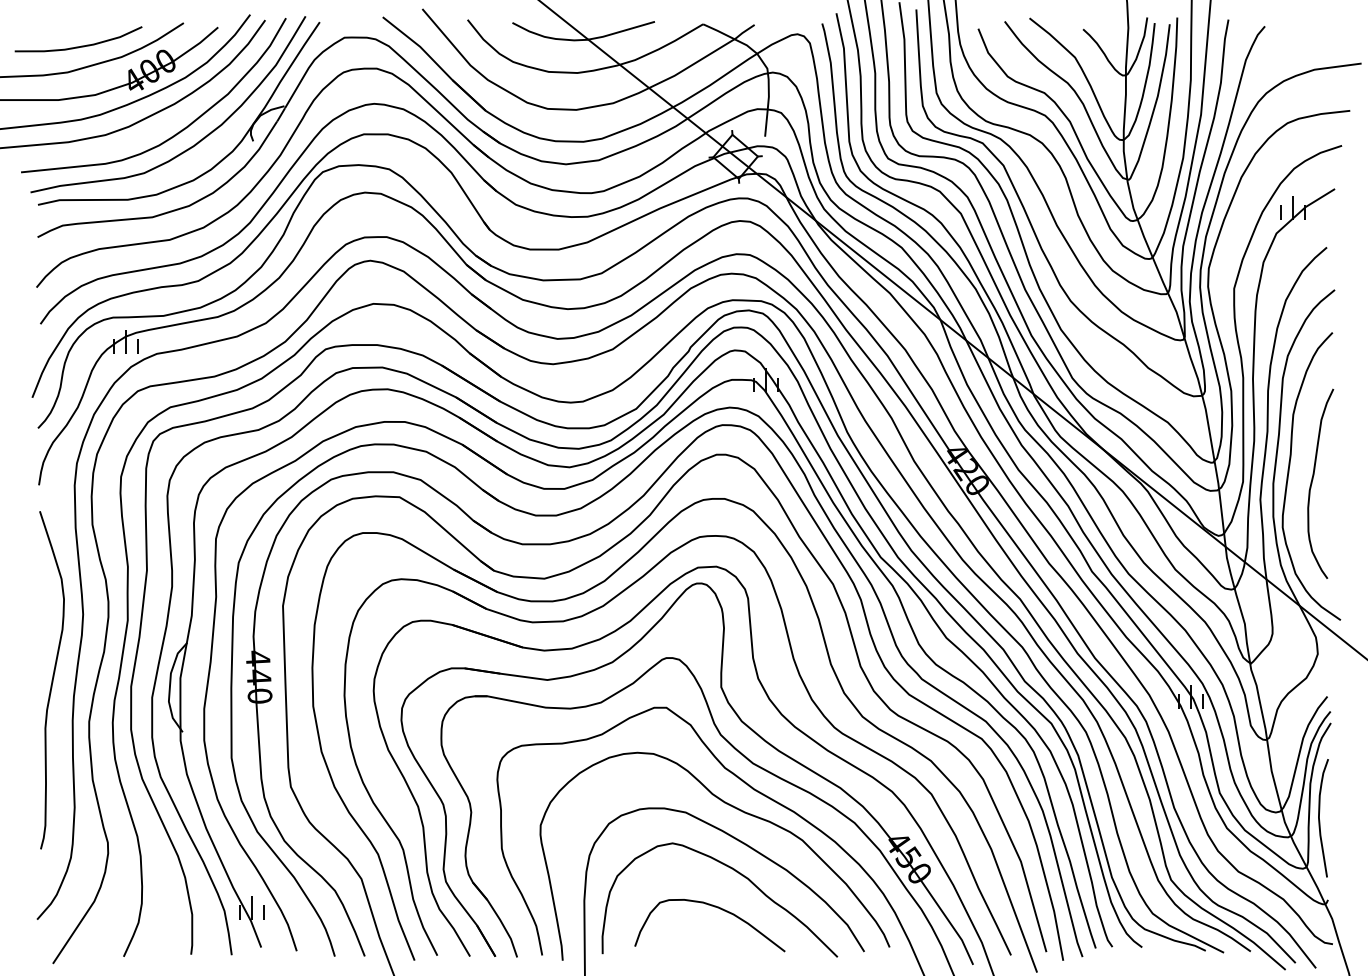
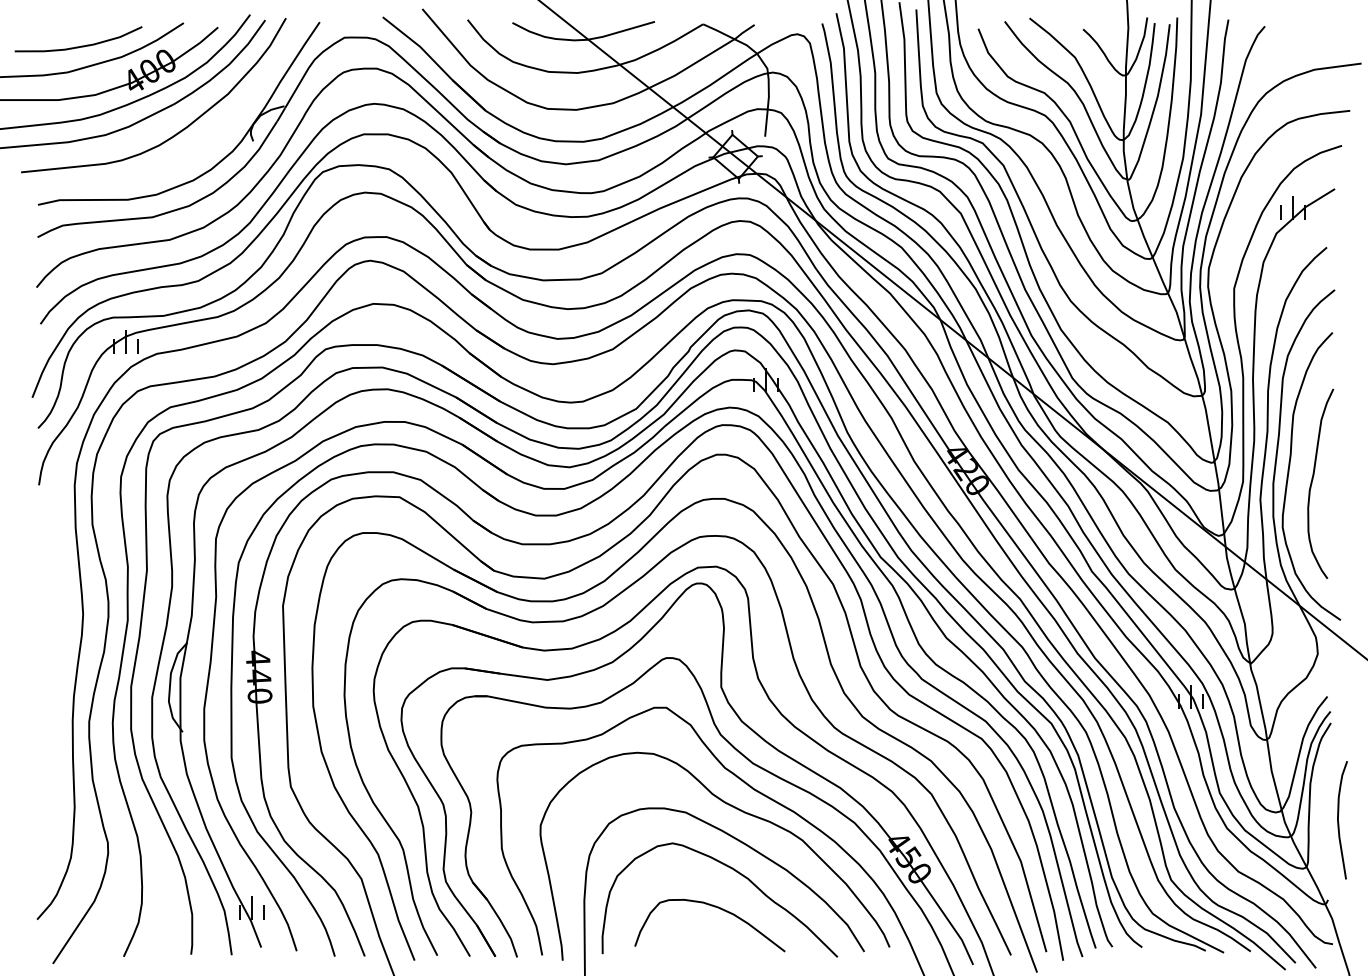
curve: present -> none (196, 142)
curve: present -> none (51, 680)
curve position: (1320, 820) -> (1339, 822) (1339, 822)
